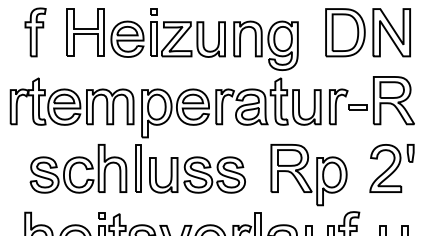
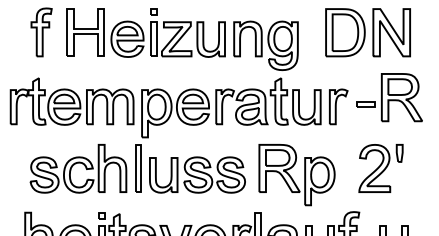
part position: (35, 32) -> (41, 32) (41, 32)
part position: (381, 100) -> (389, 97) (389, 97)
part position: (391, 168) -> (380, 168) (380, 168)
part position: (308, 175) -> (296, 175) (296, 175)
